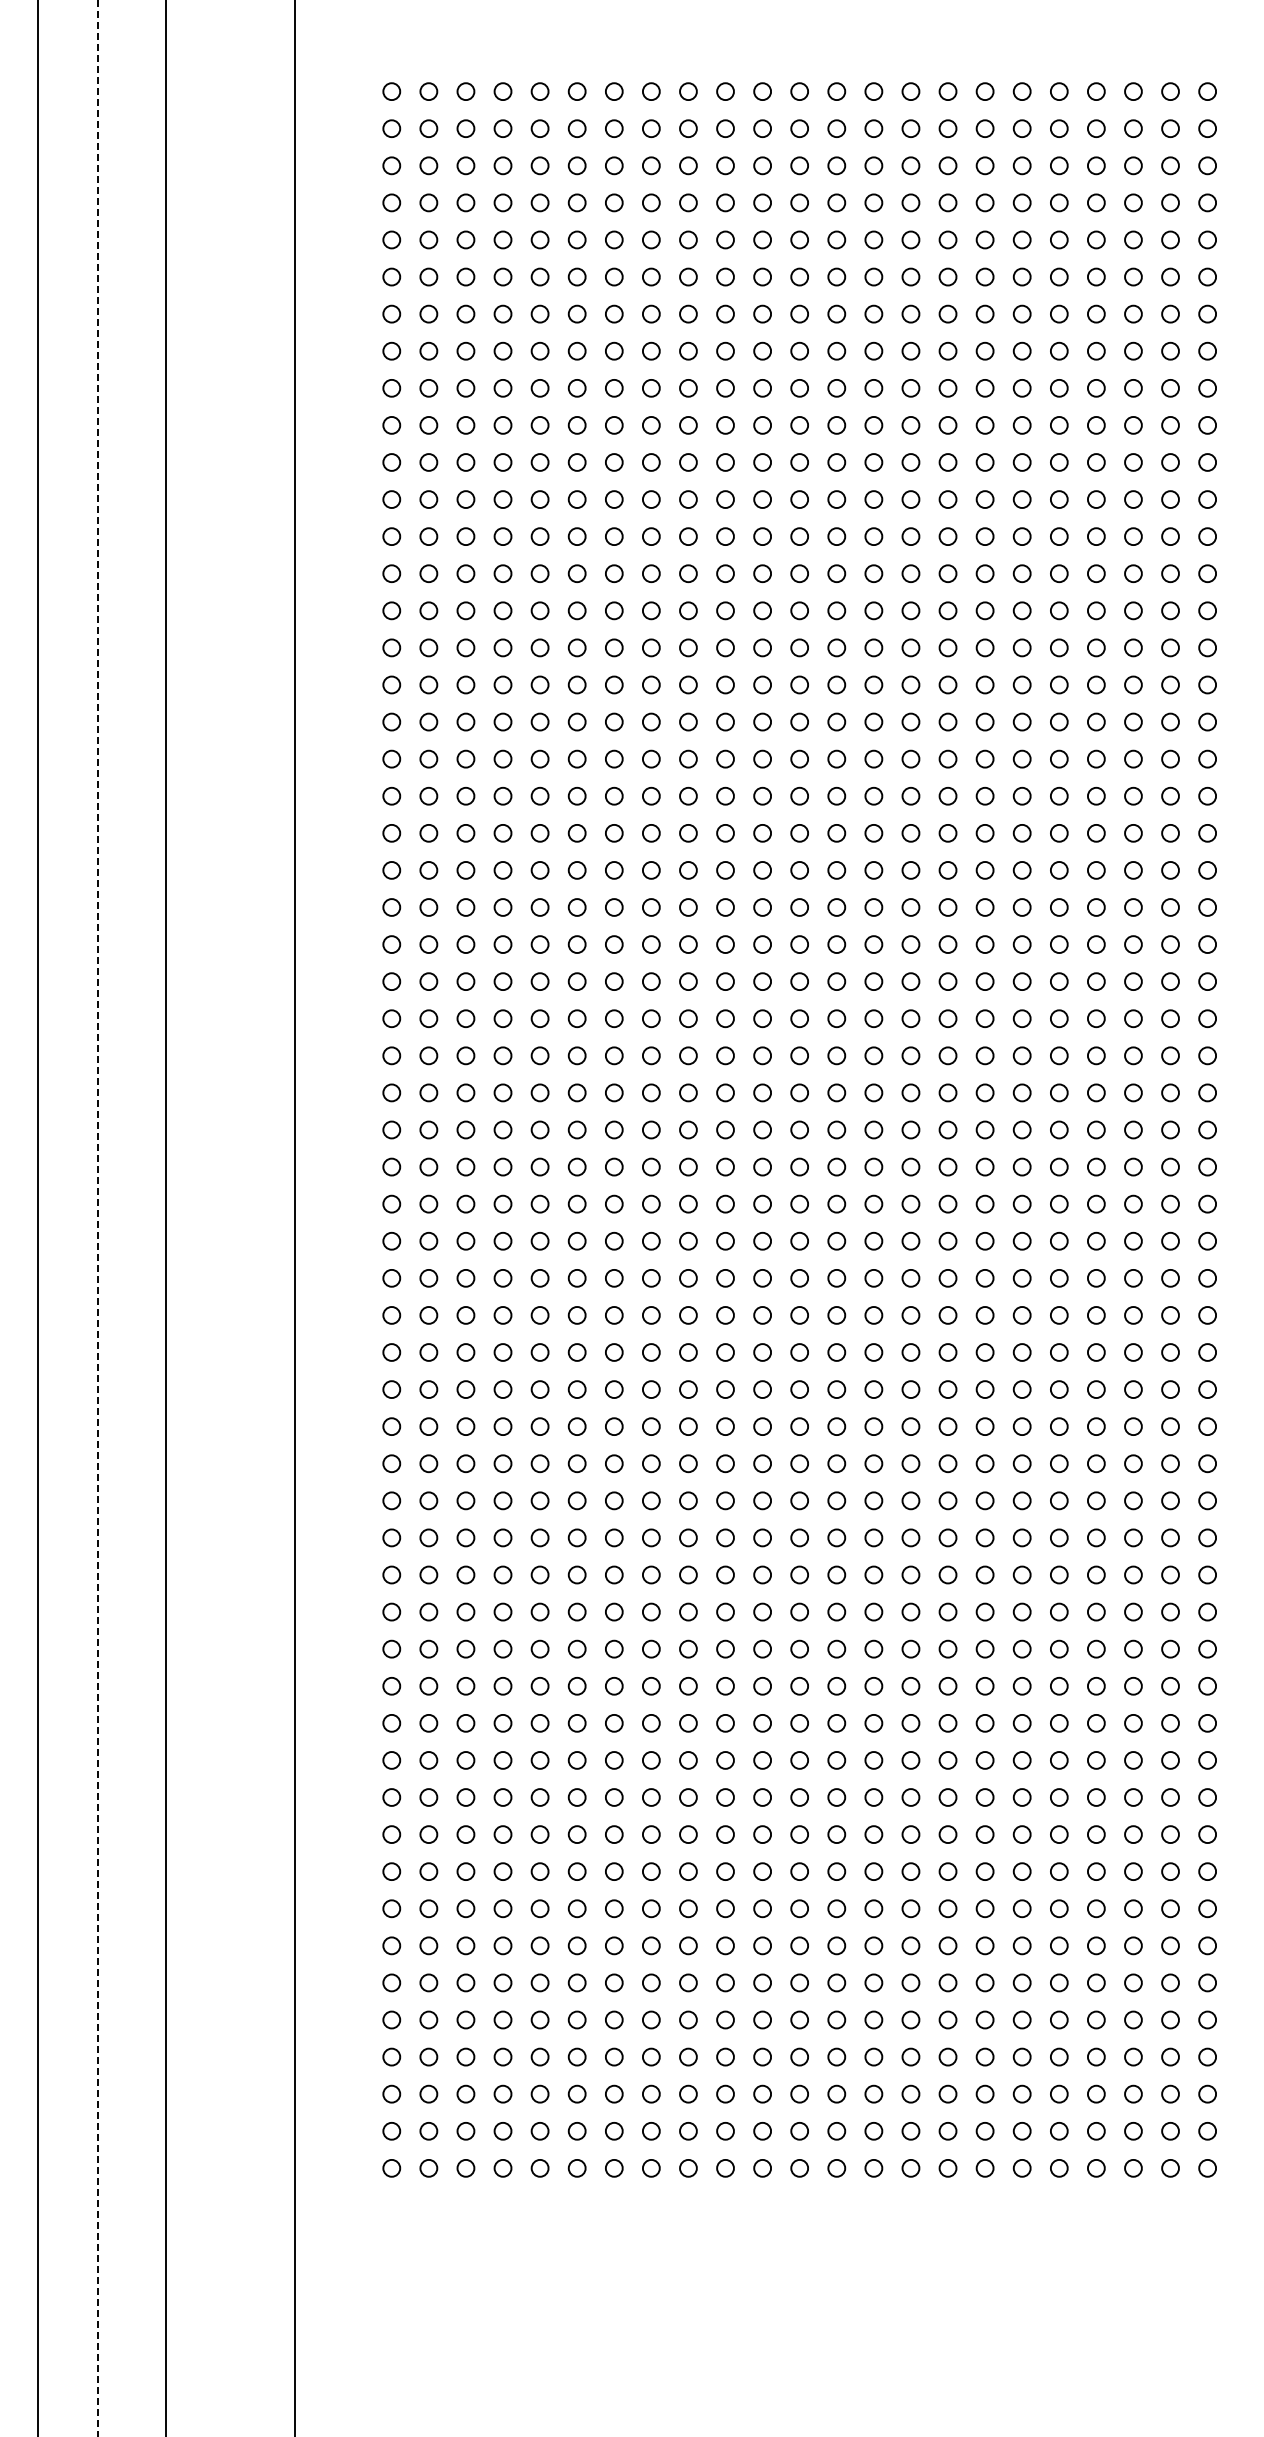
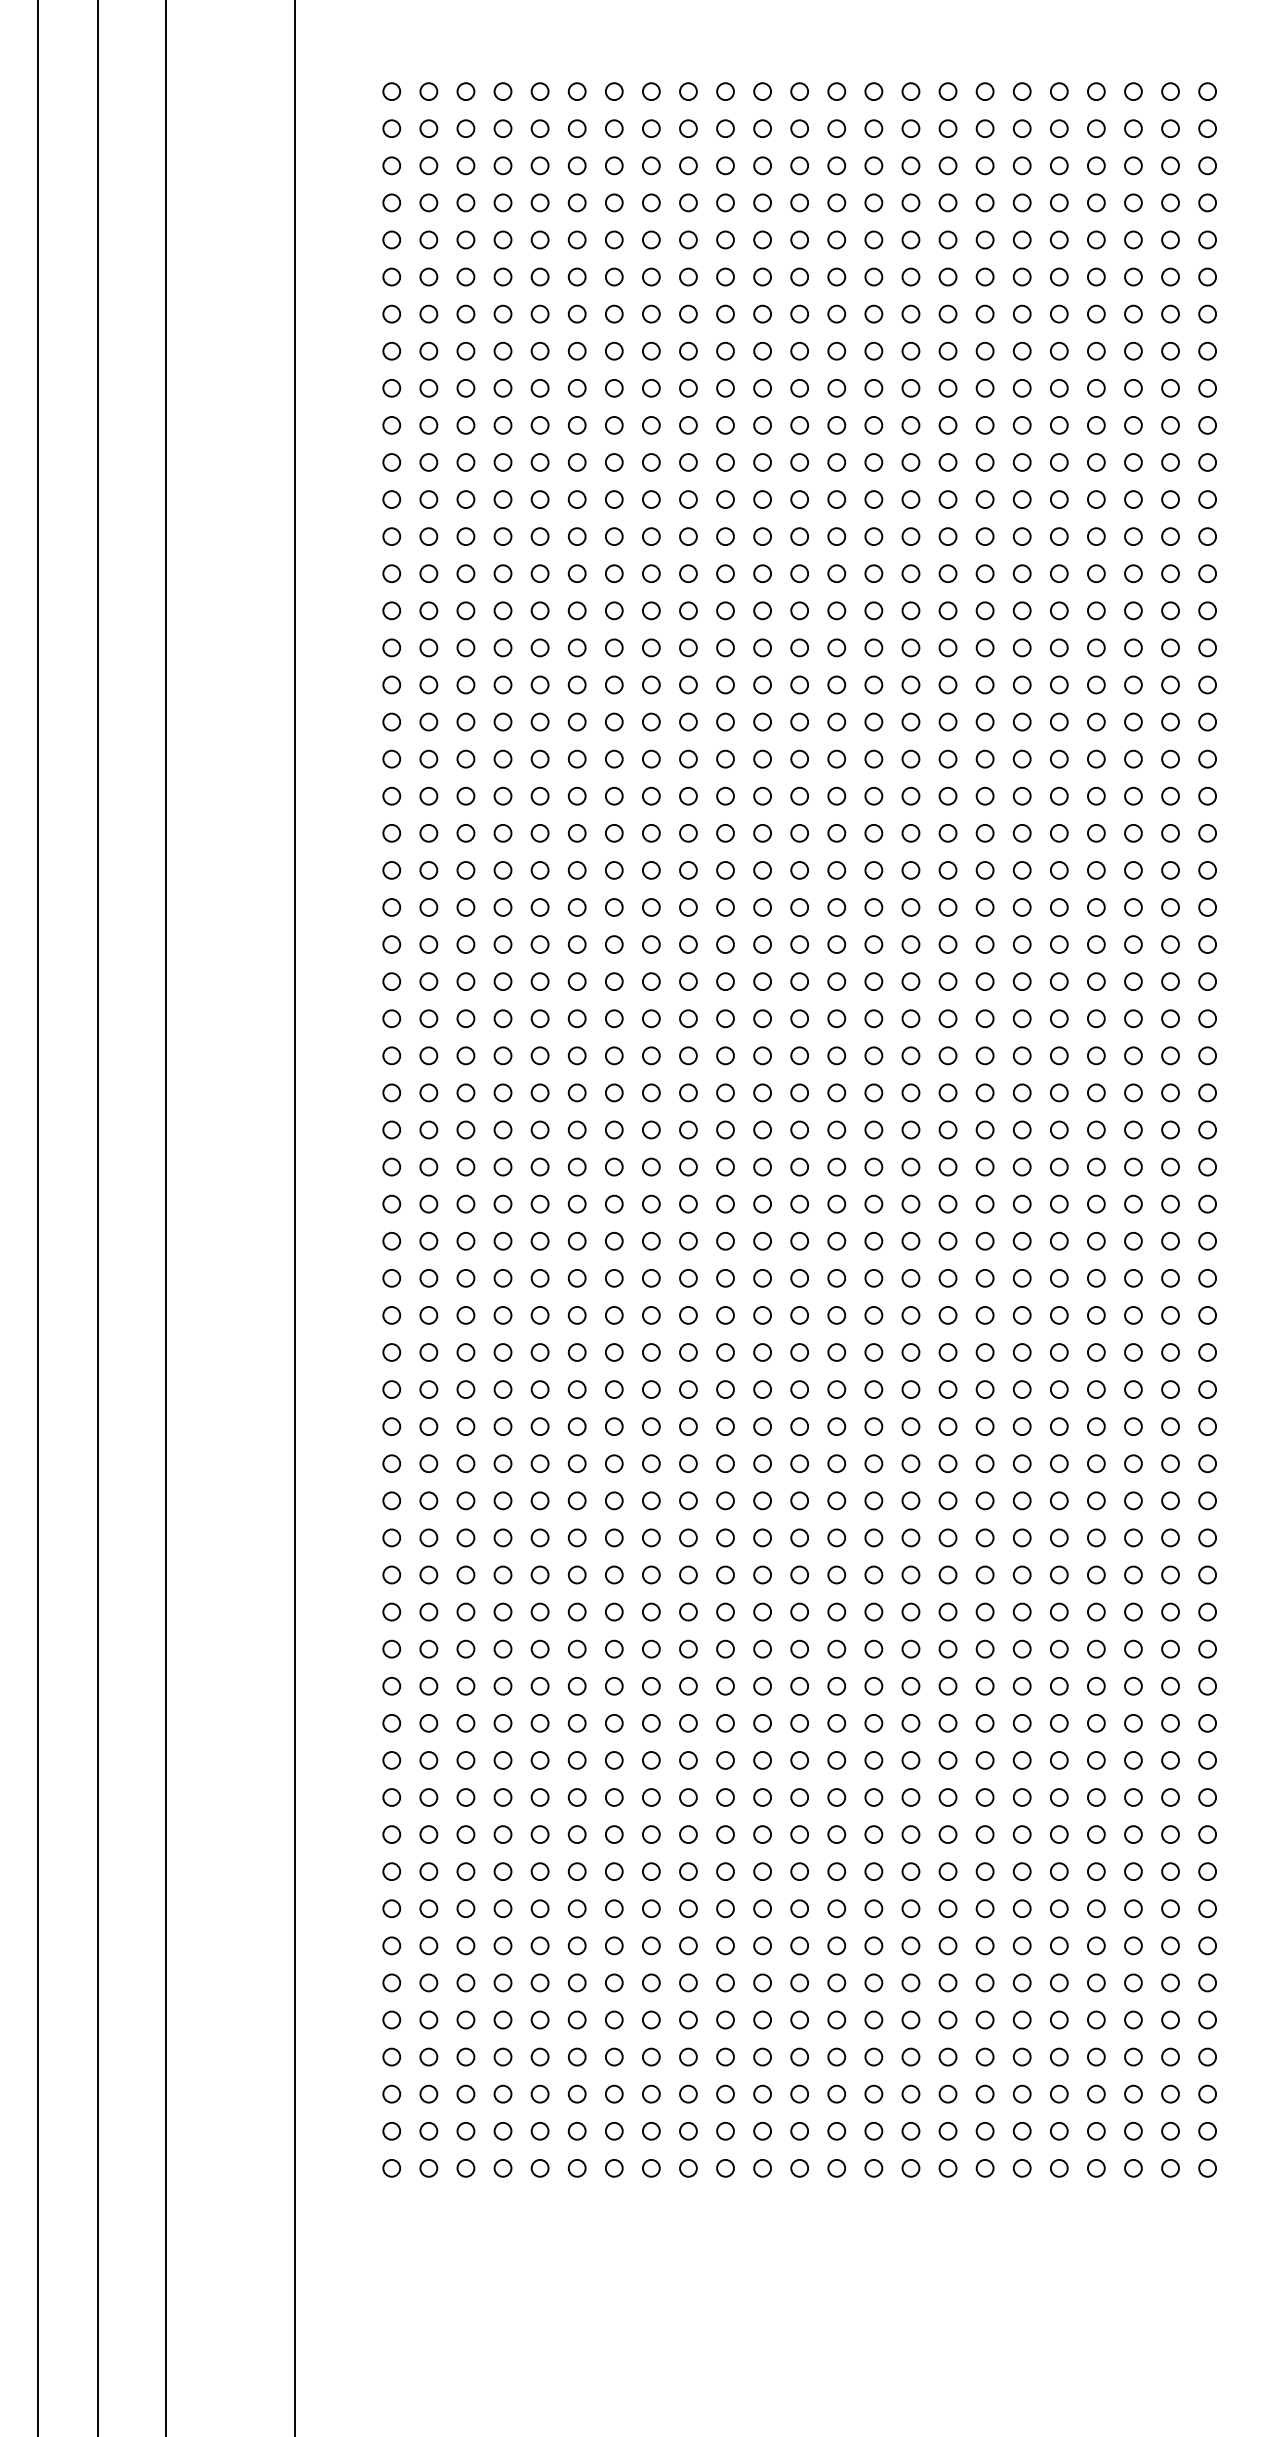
line: dashed -> solid (98, 1218)
